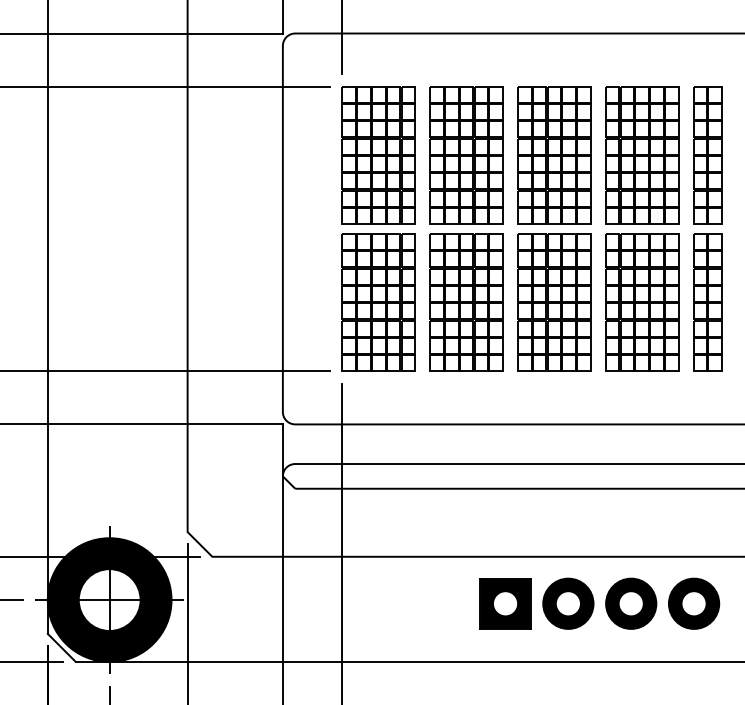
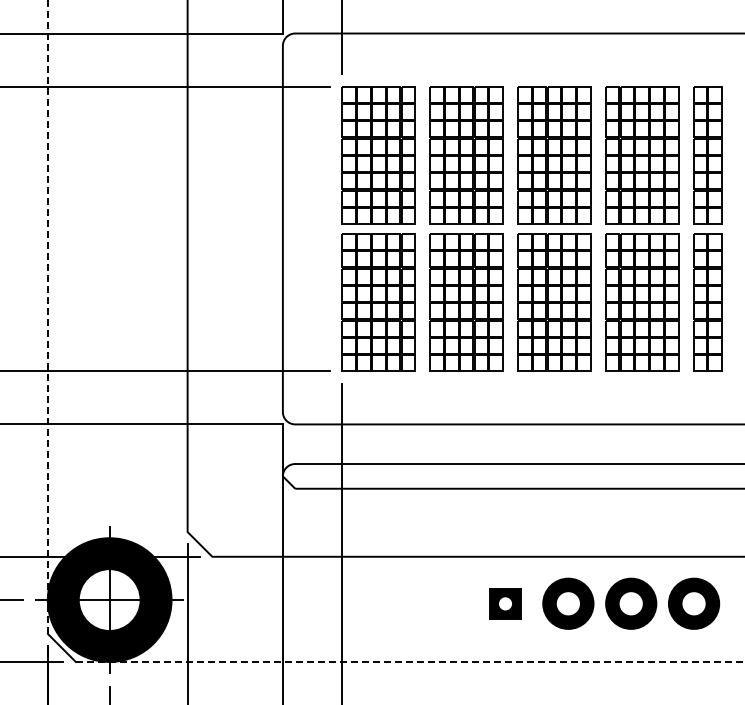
line: solid -> dashed (47, 316)
part size: 53x52 px -> 33x32 px (505, 603)
line: solid -> dashed (410, 661)
